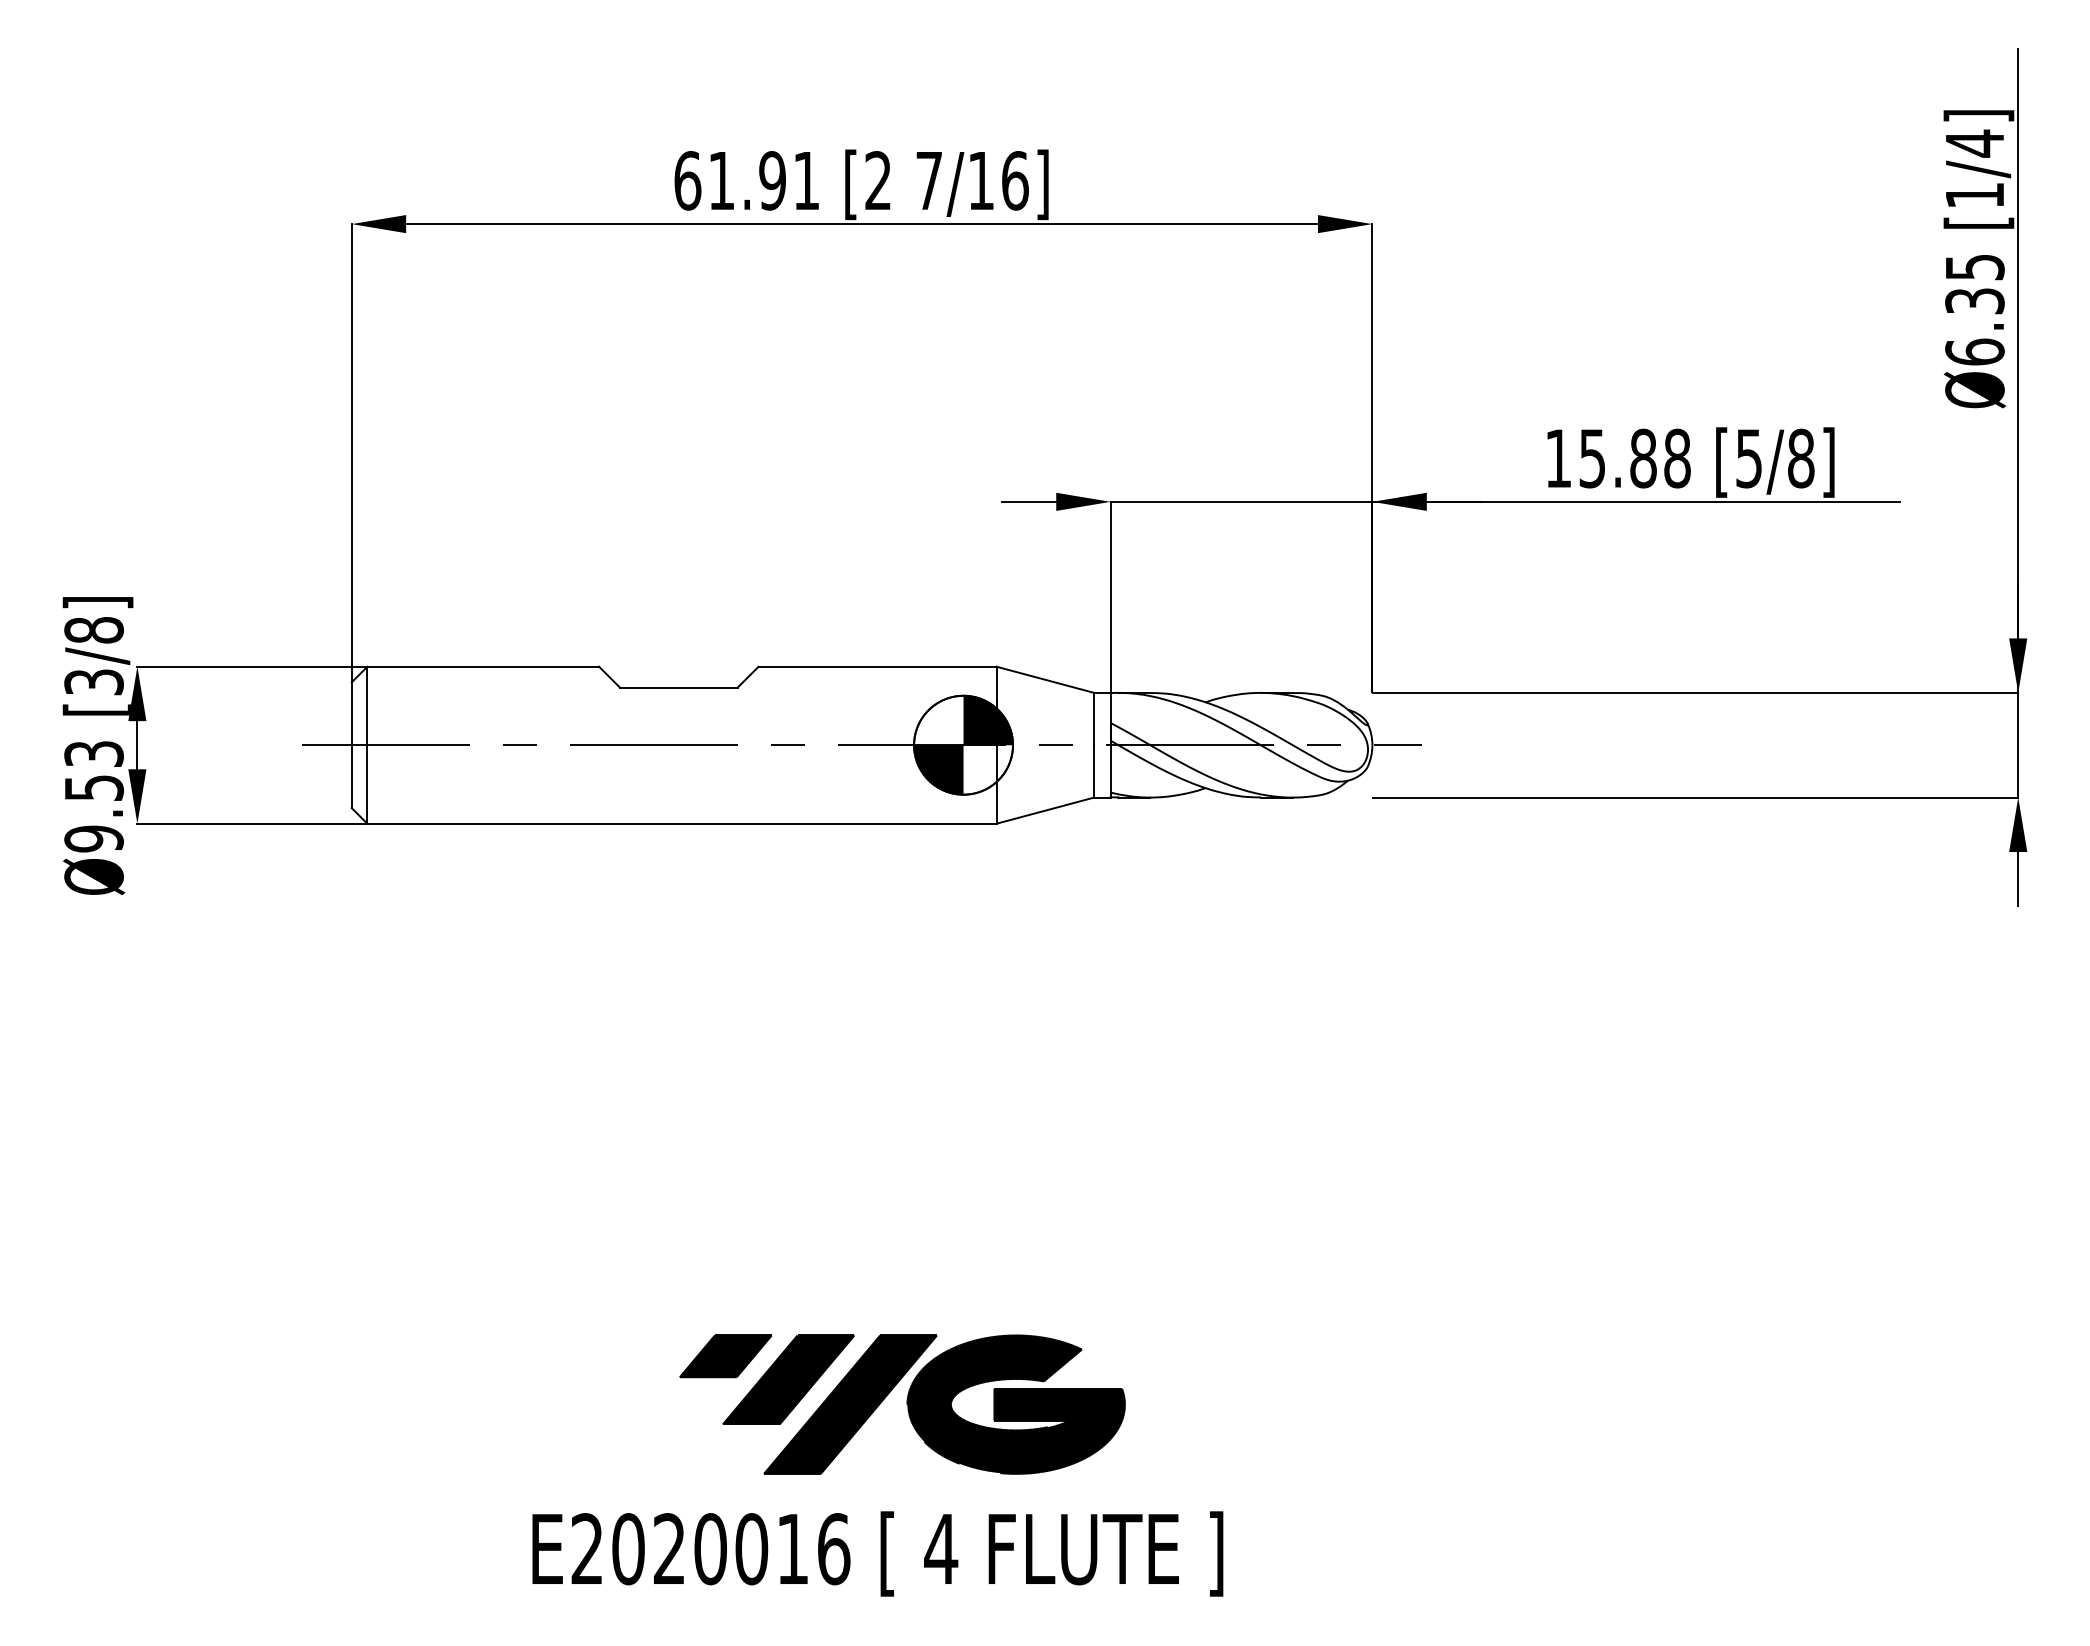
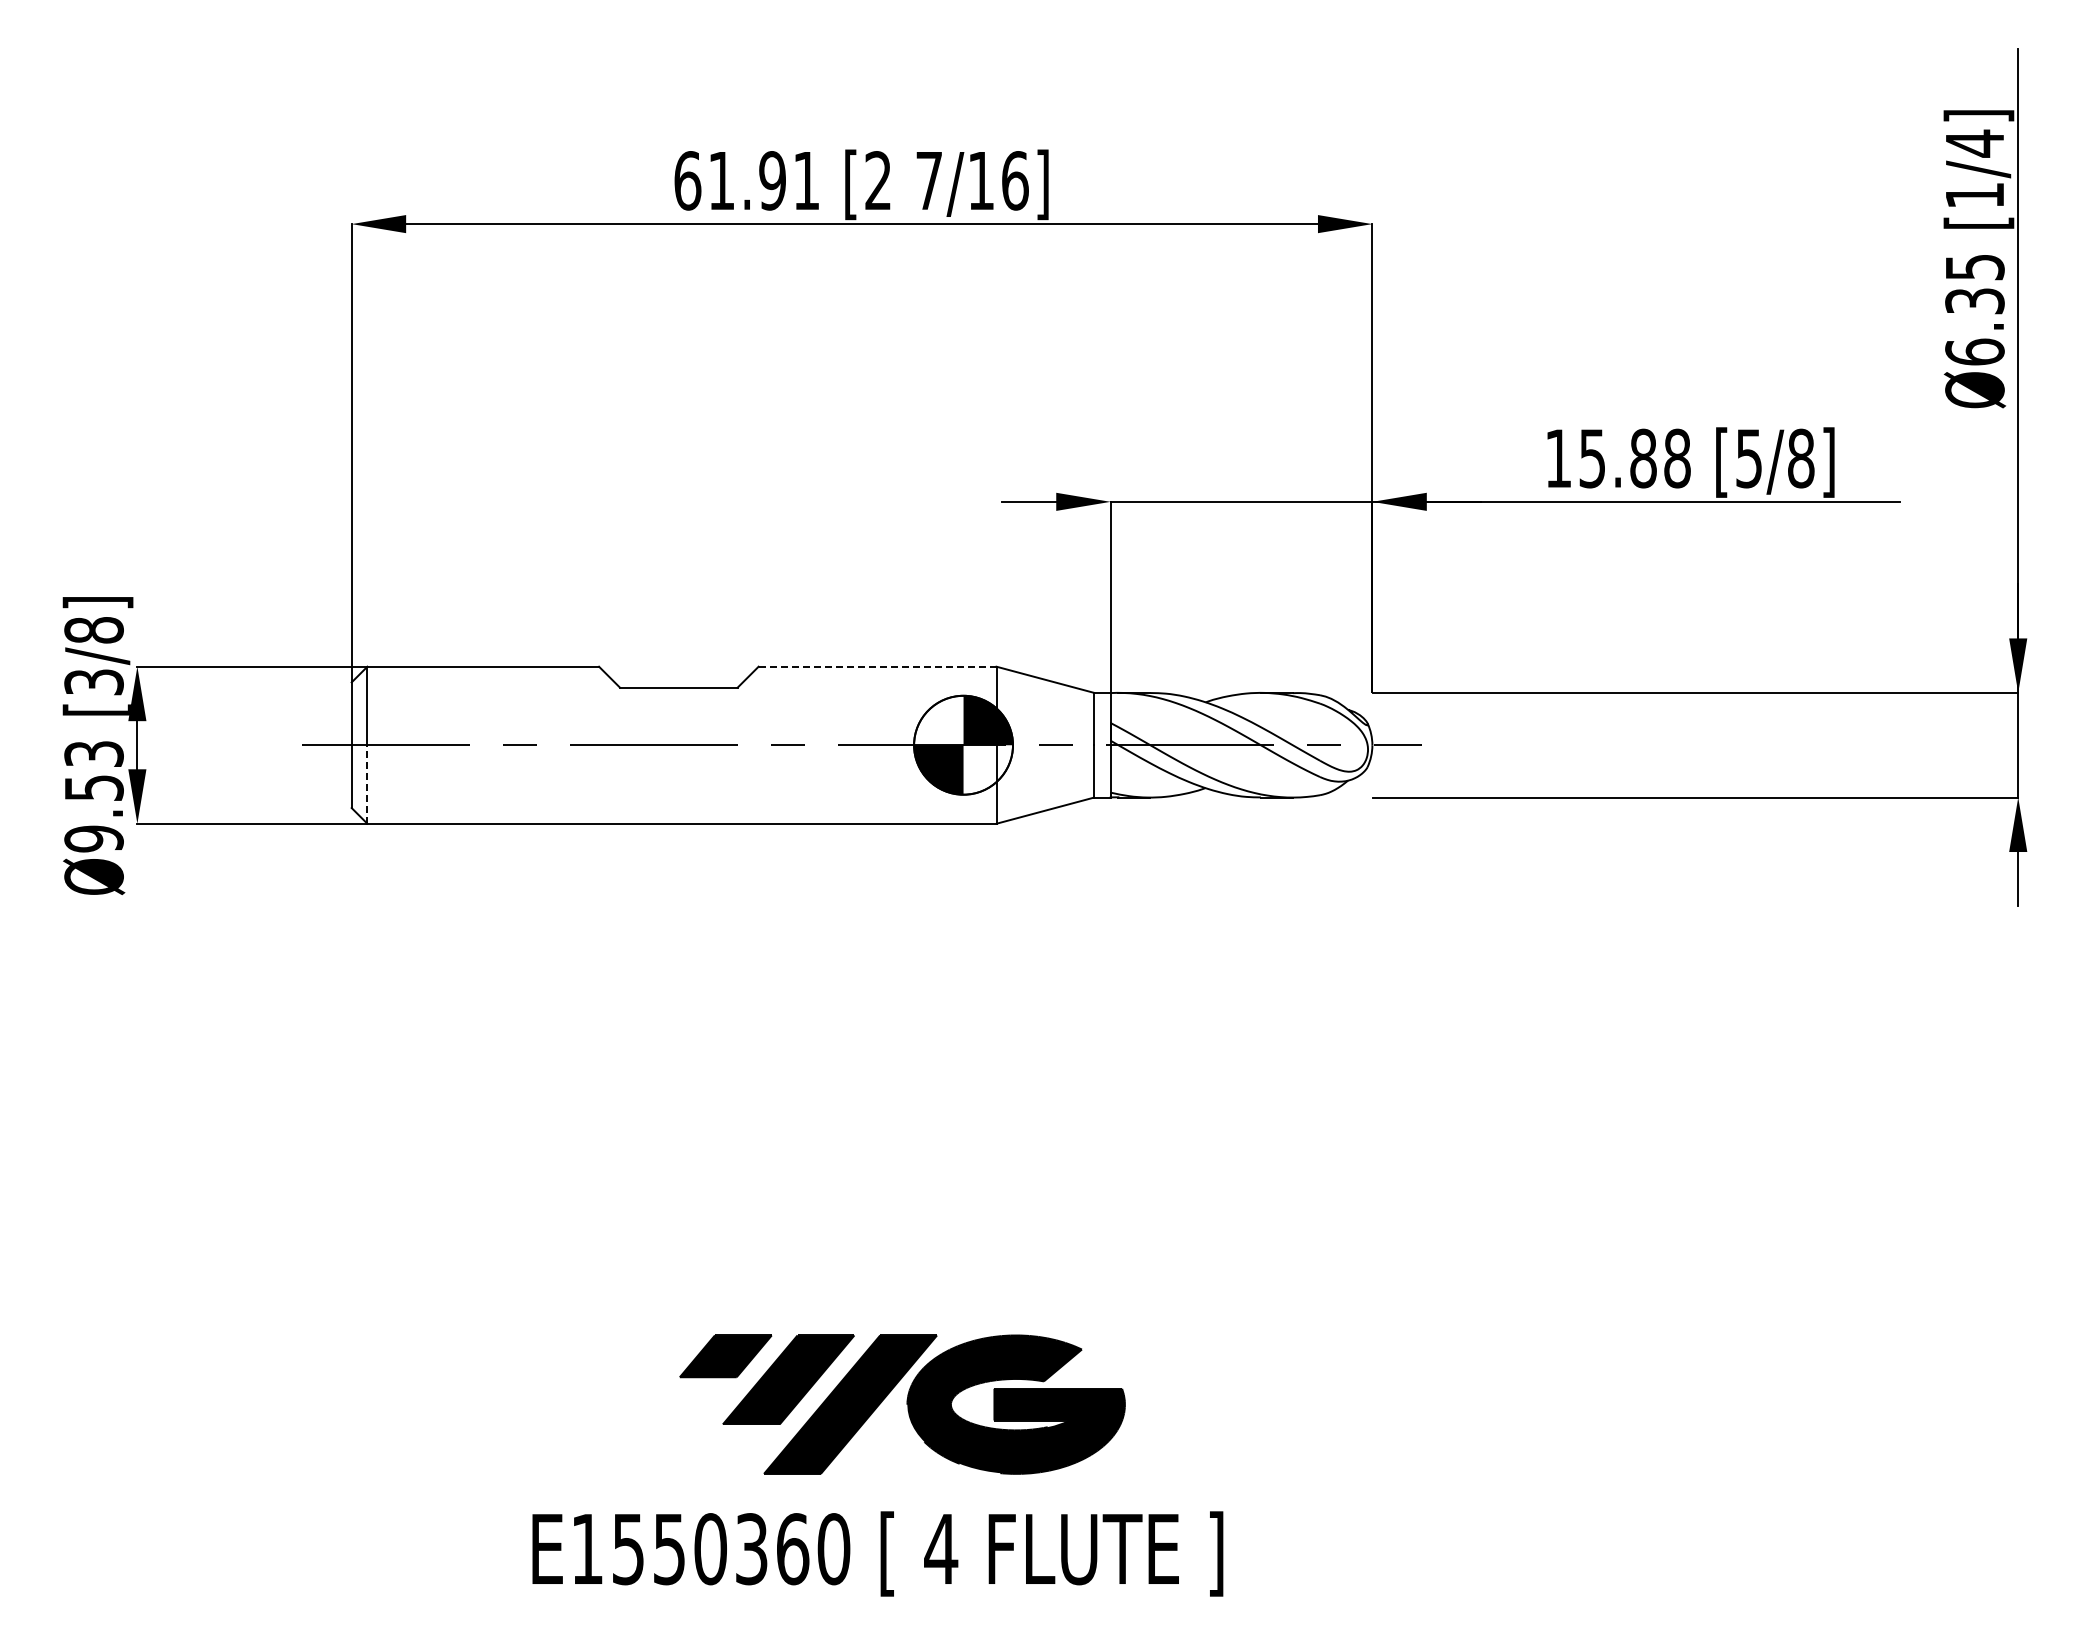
line: solid -> dashed (877, 666)
line: solid -> dashed (367, 783)
text: E2020016 -> E1550360 (710, 1549)
